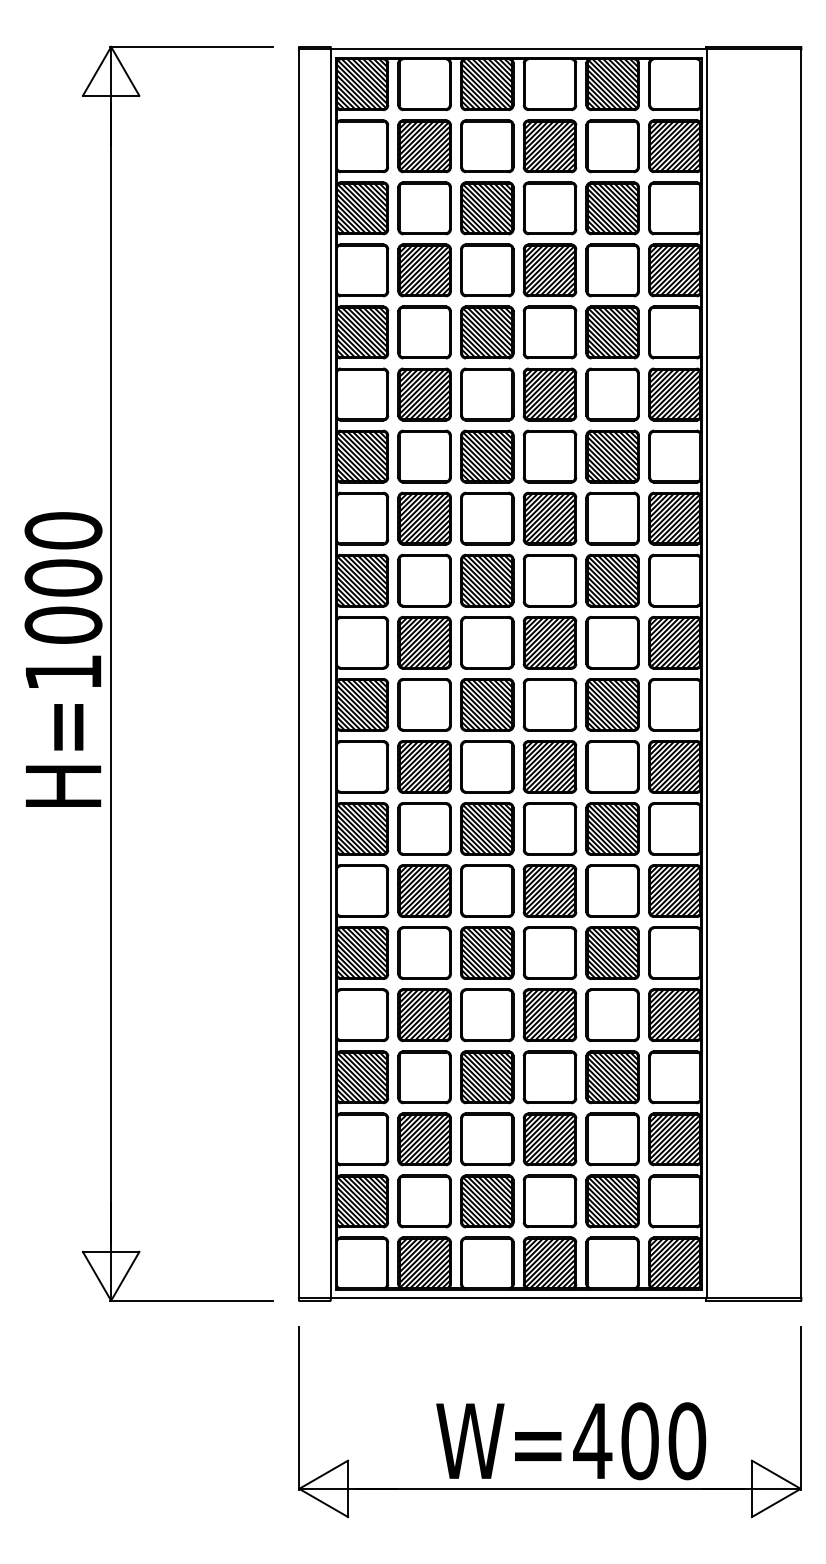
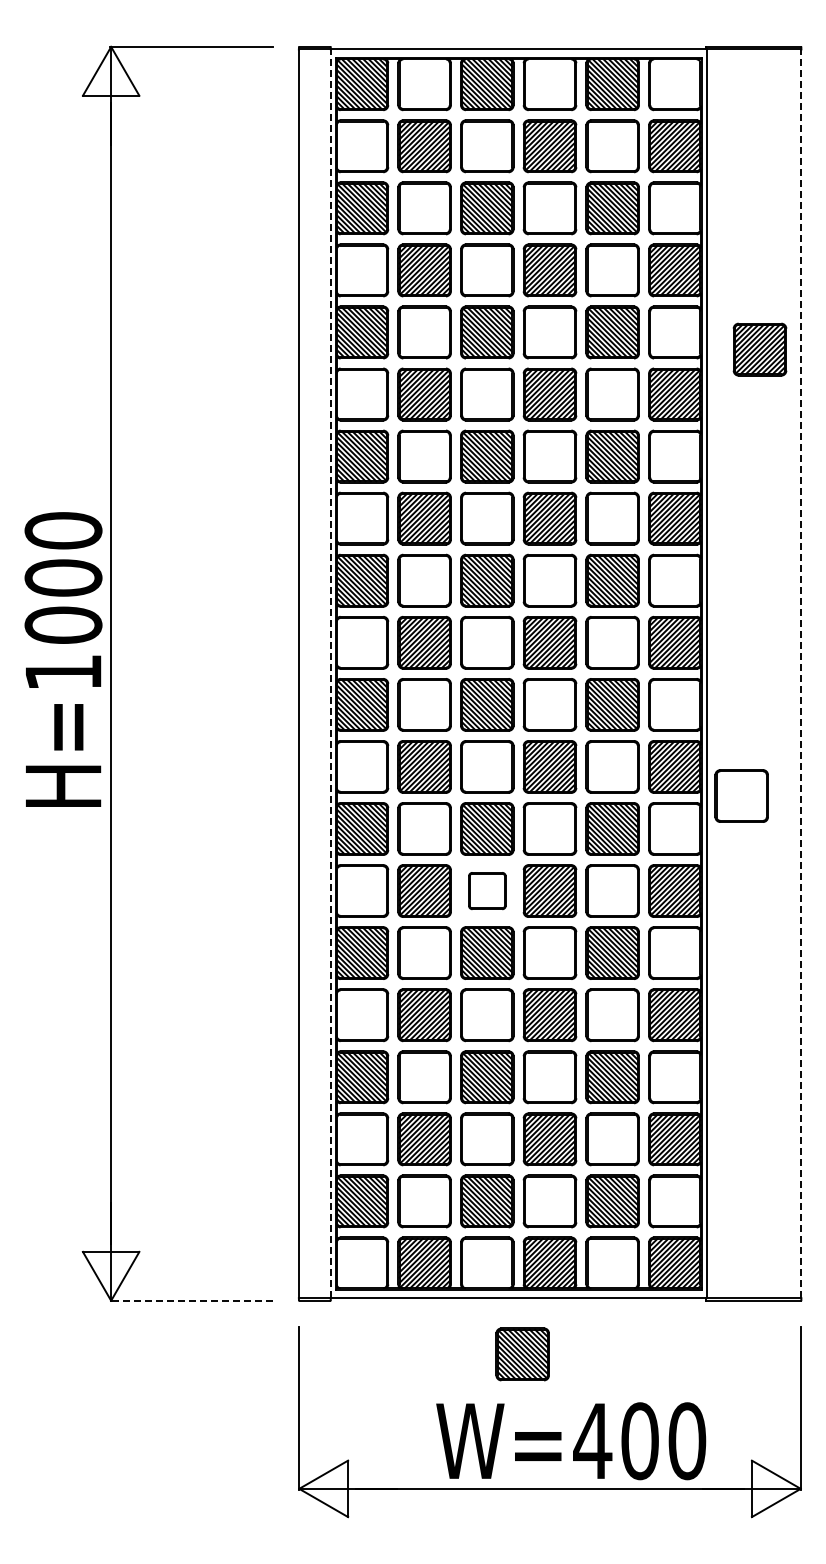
part: none -> present (759, 349)
line: solid -> dashed (330, 673)
line: solid -> dashed (800, 673)
part: none -> present (741, 795)
part size: 55x54 px -> 39x39 px (487, 891)
line: solid -> dashed (191, 1300)
part: none -> present (522, 1354)
